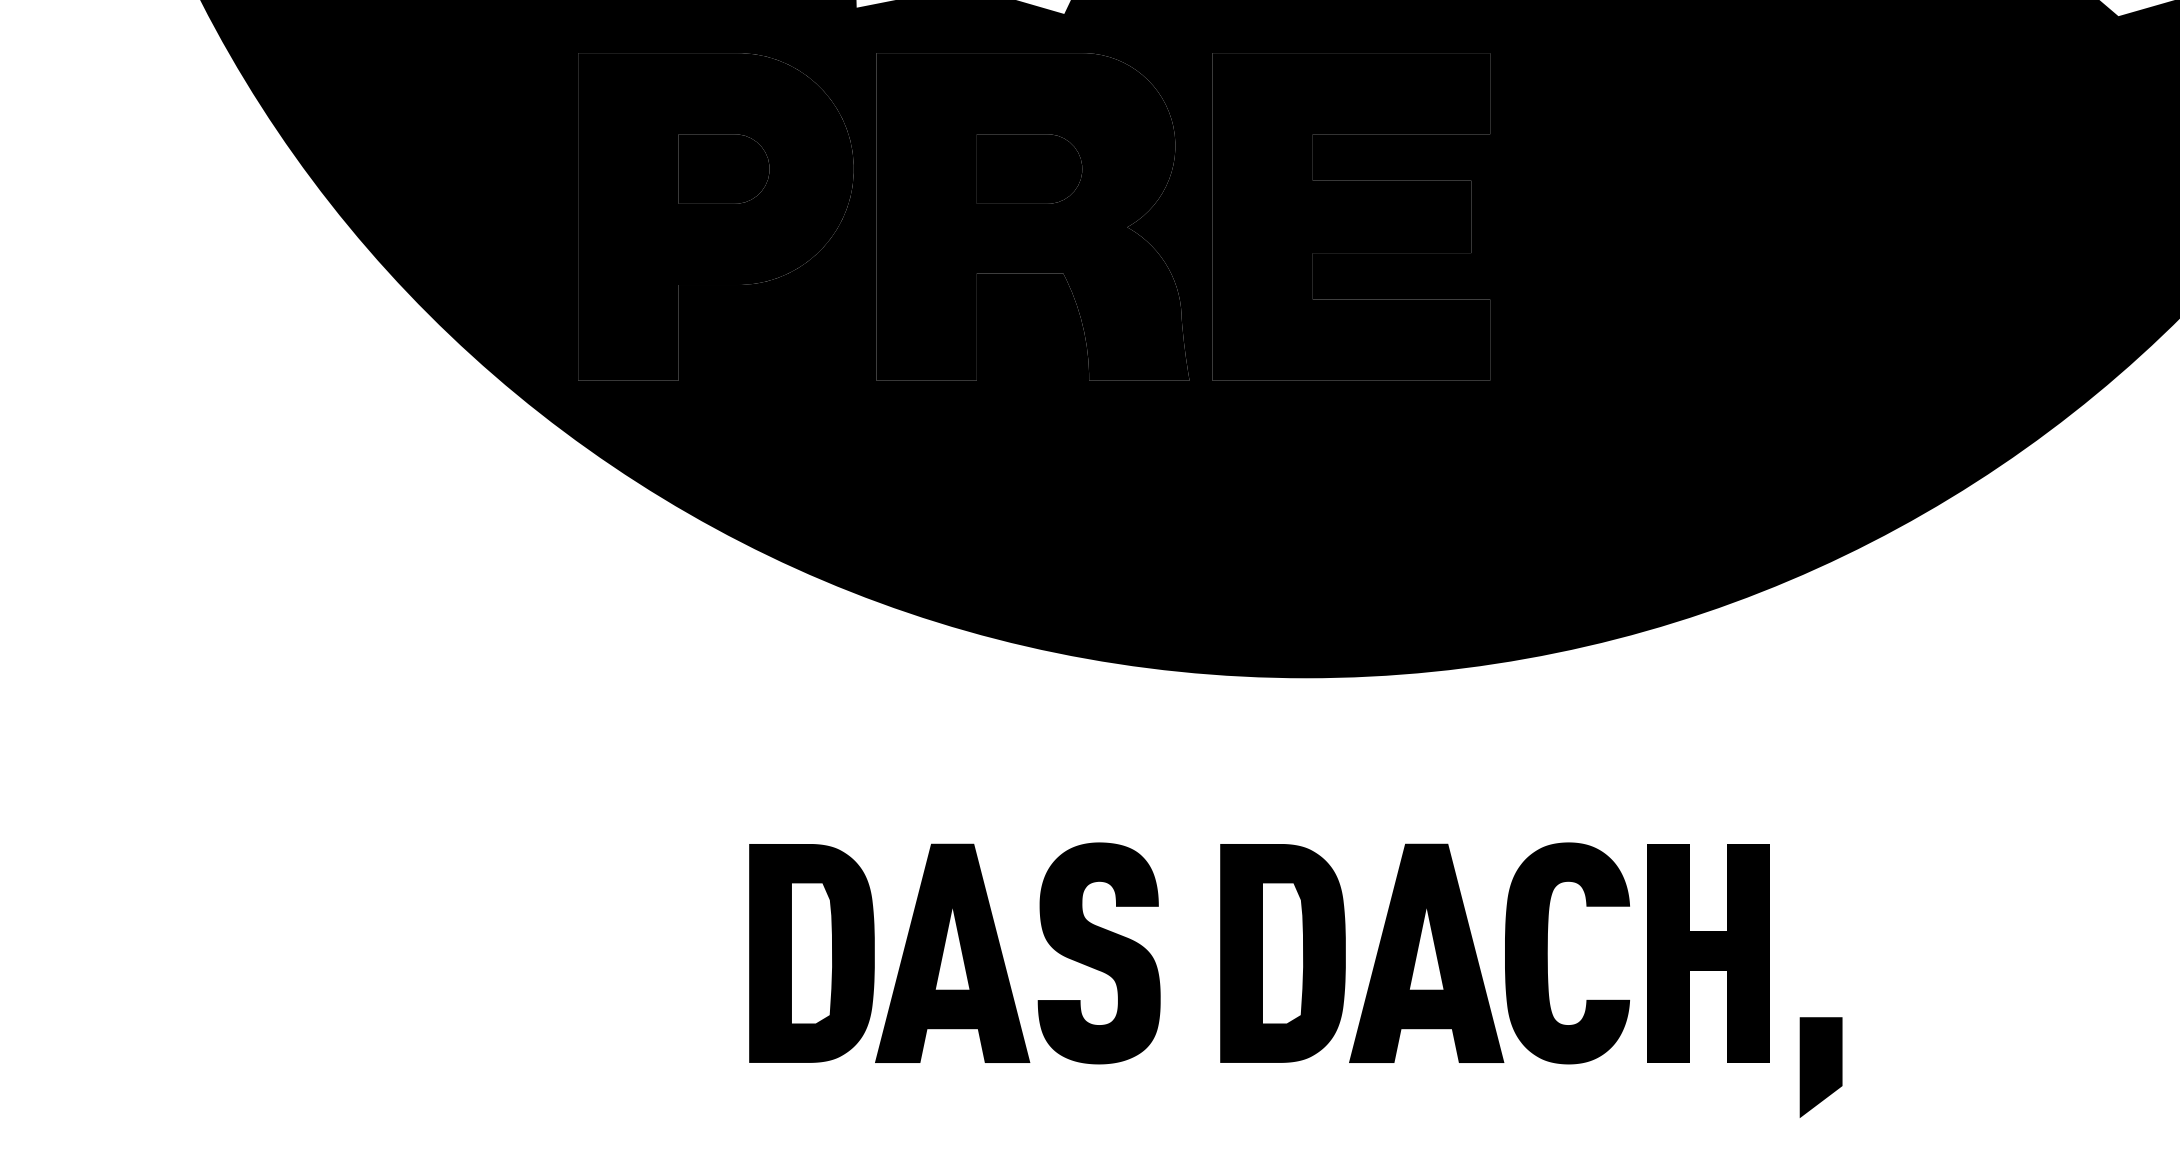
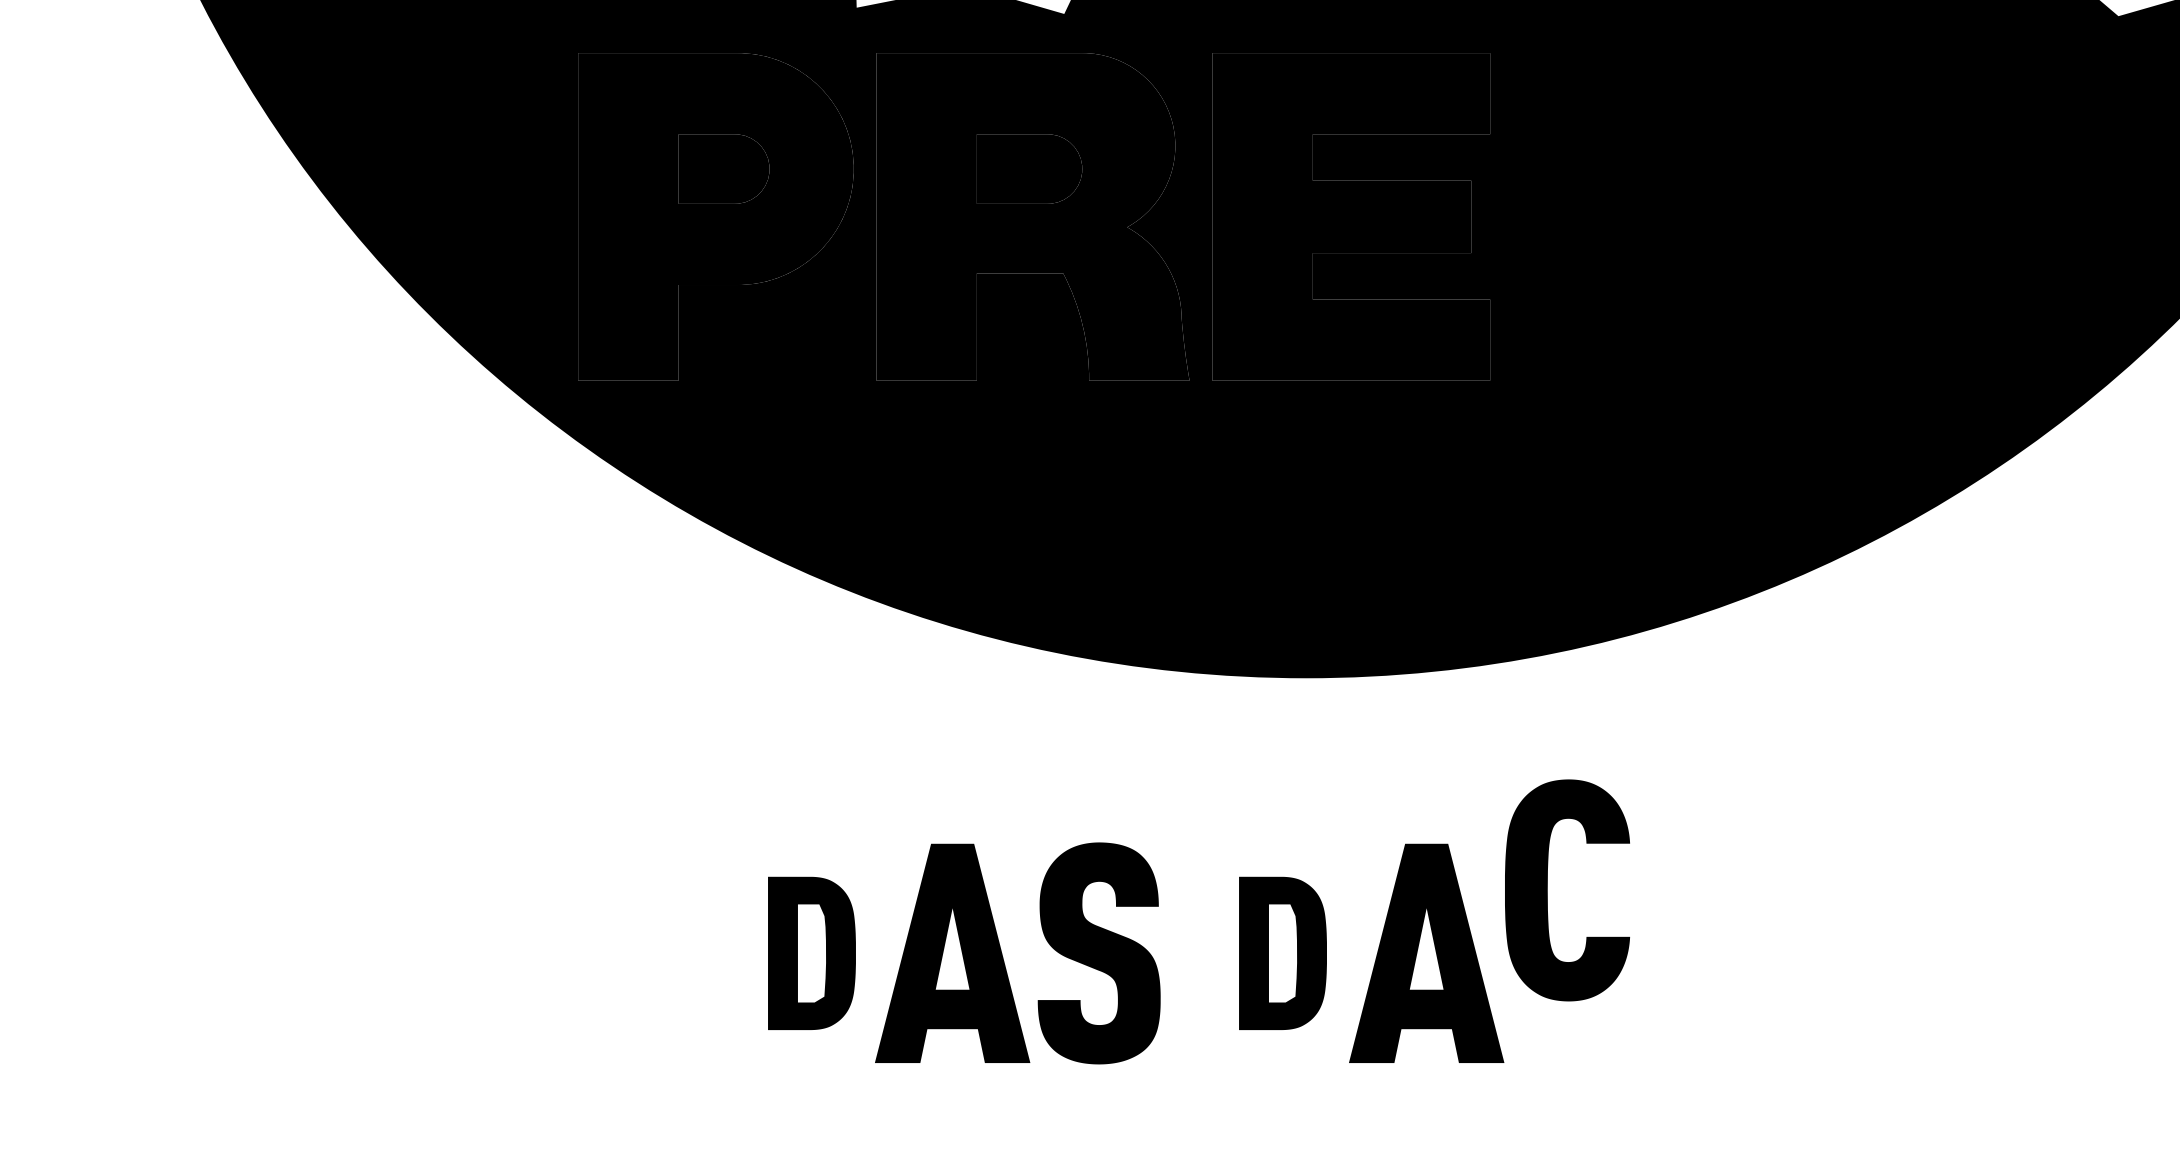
part size: 126x219 px -> 88x154 px (811, 952)
part size: 126x219 px -> 88x154 px (1282, 952)
part position: (1547, 953) -> (1547, 890) (1547, 890)
fill: present -> none (1708, 953)
fill: present -> none (1820, 1067)
